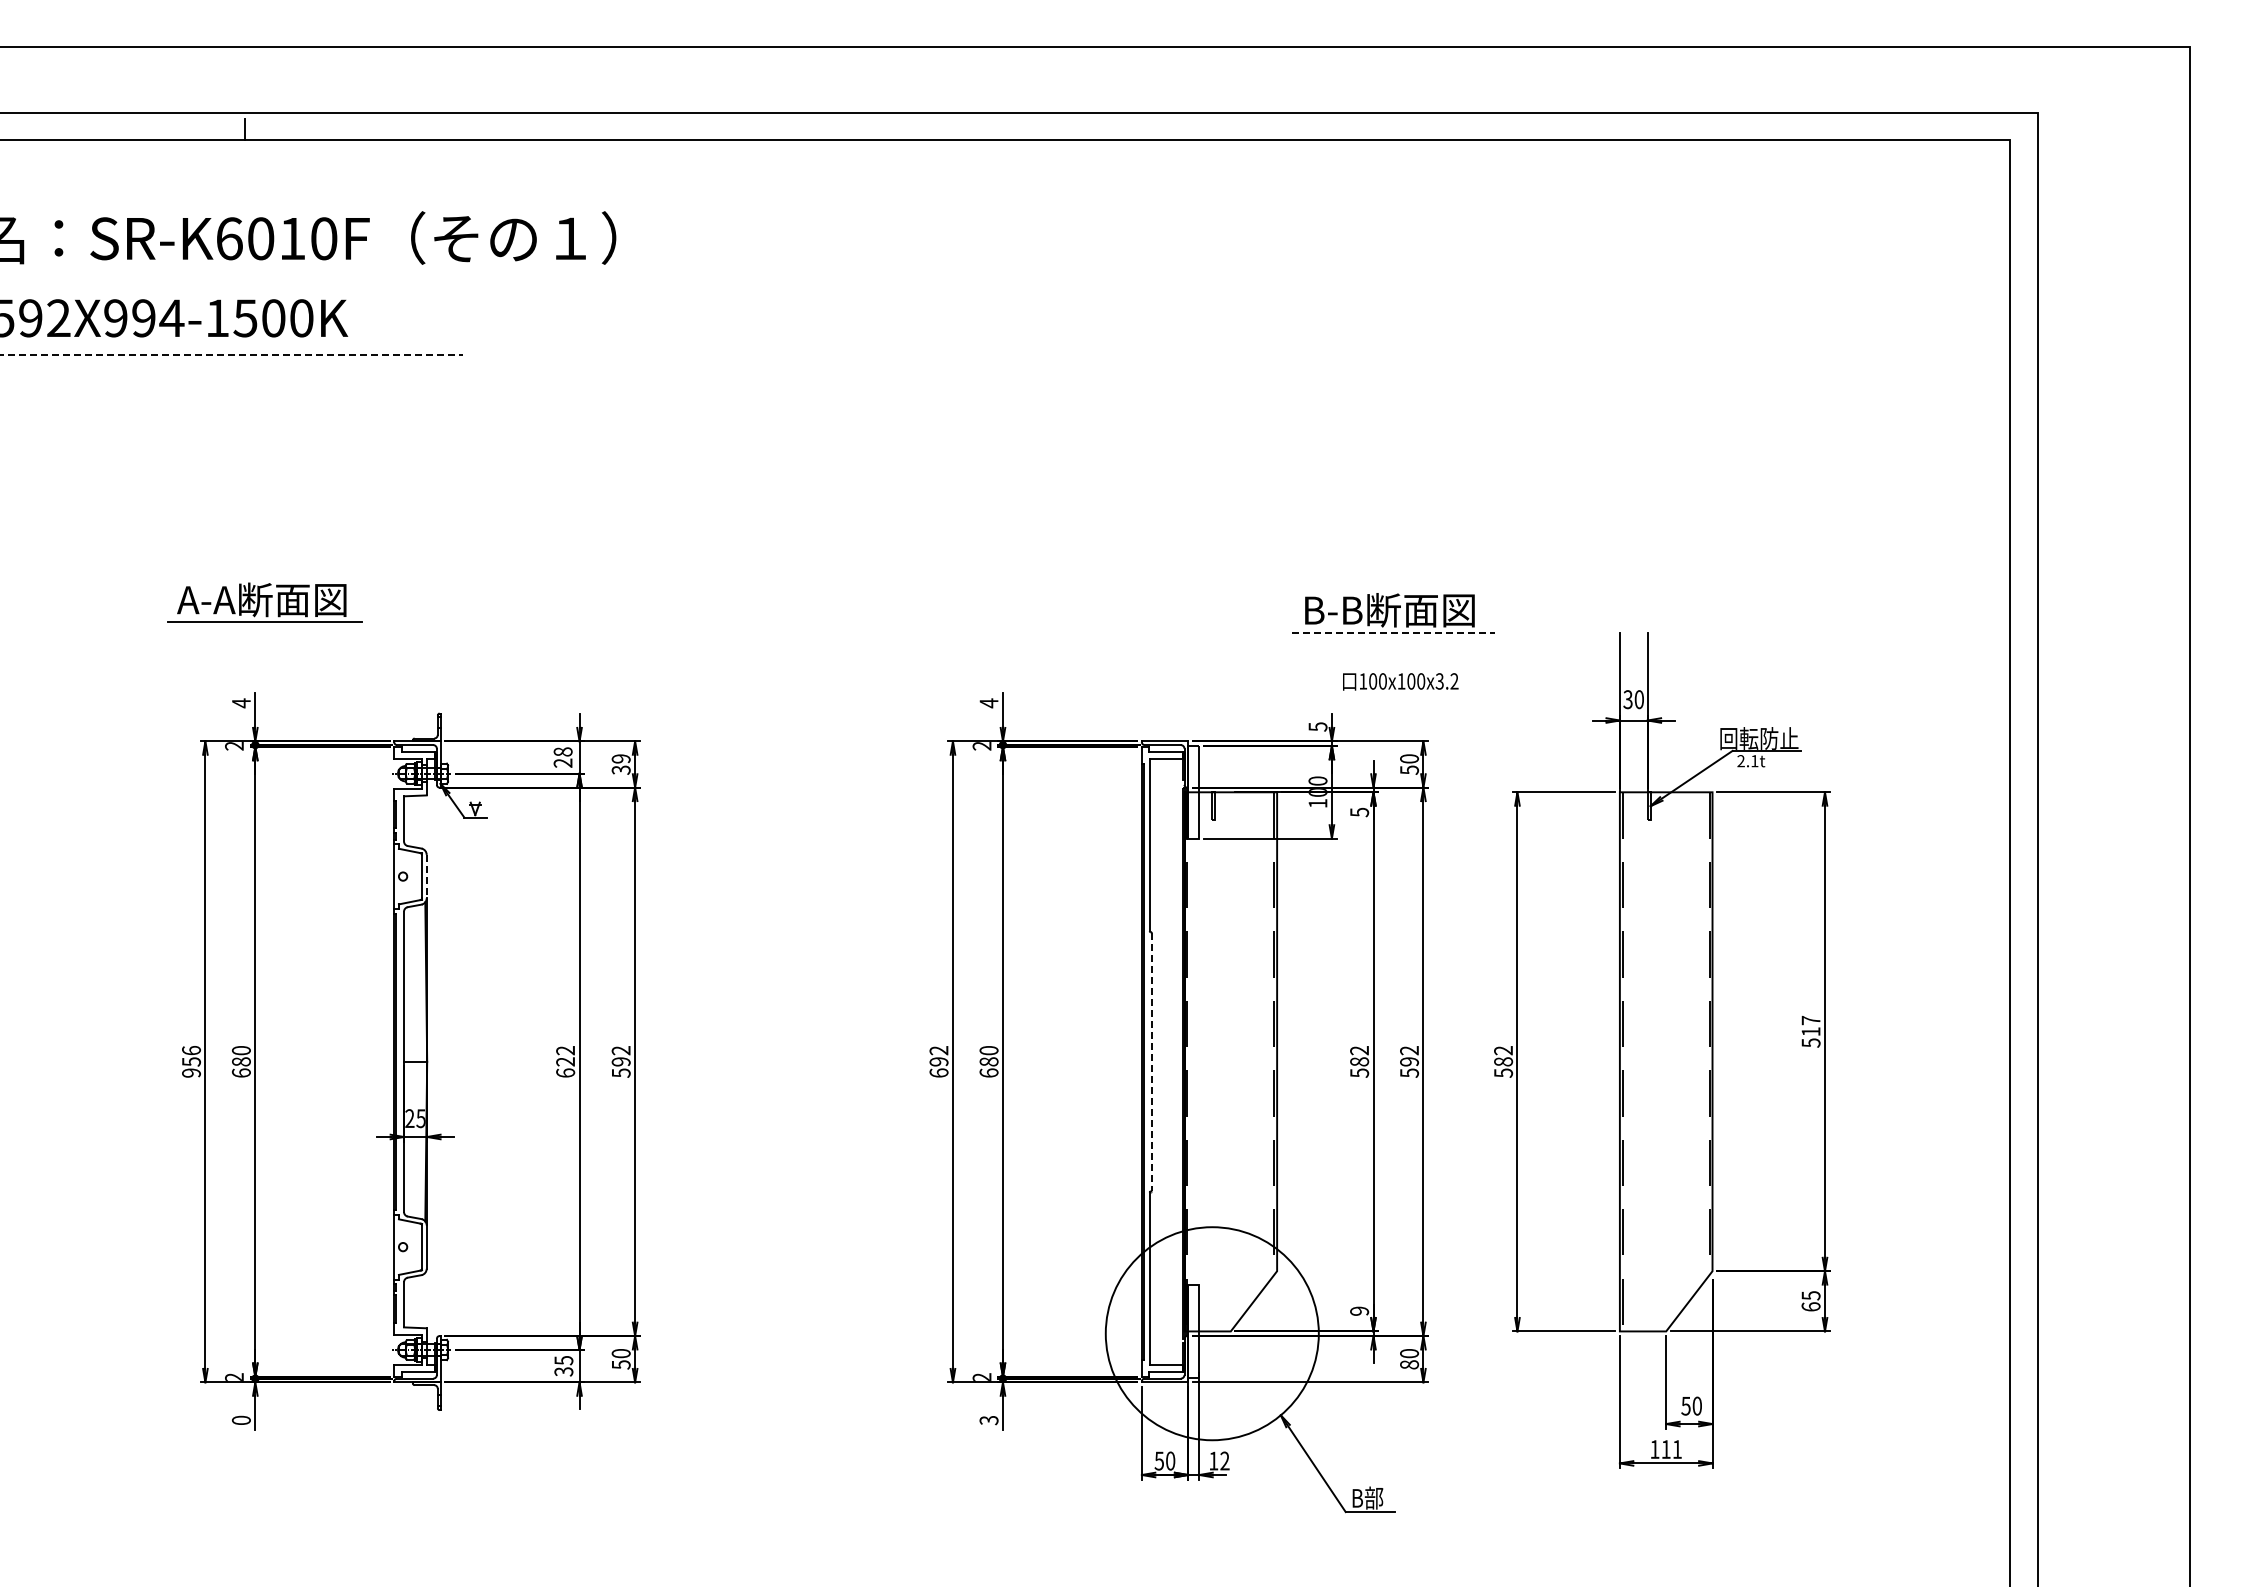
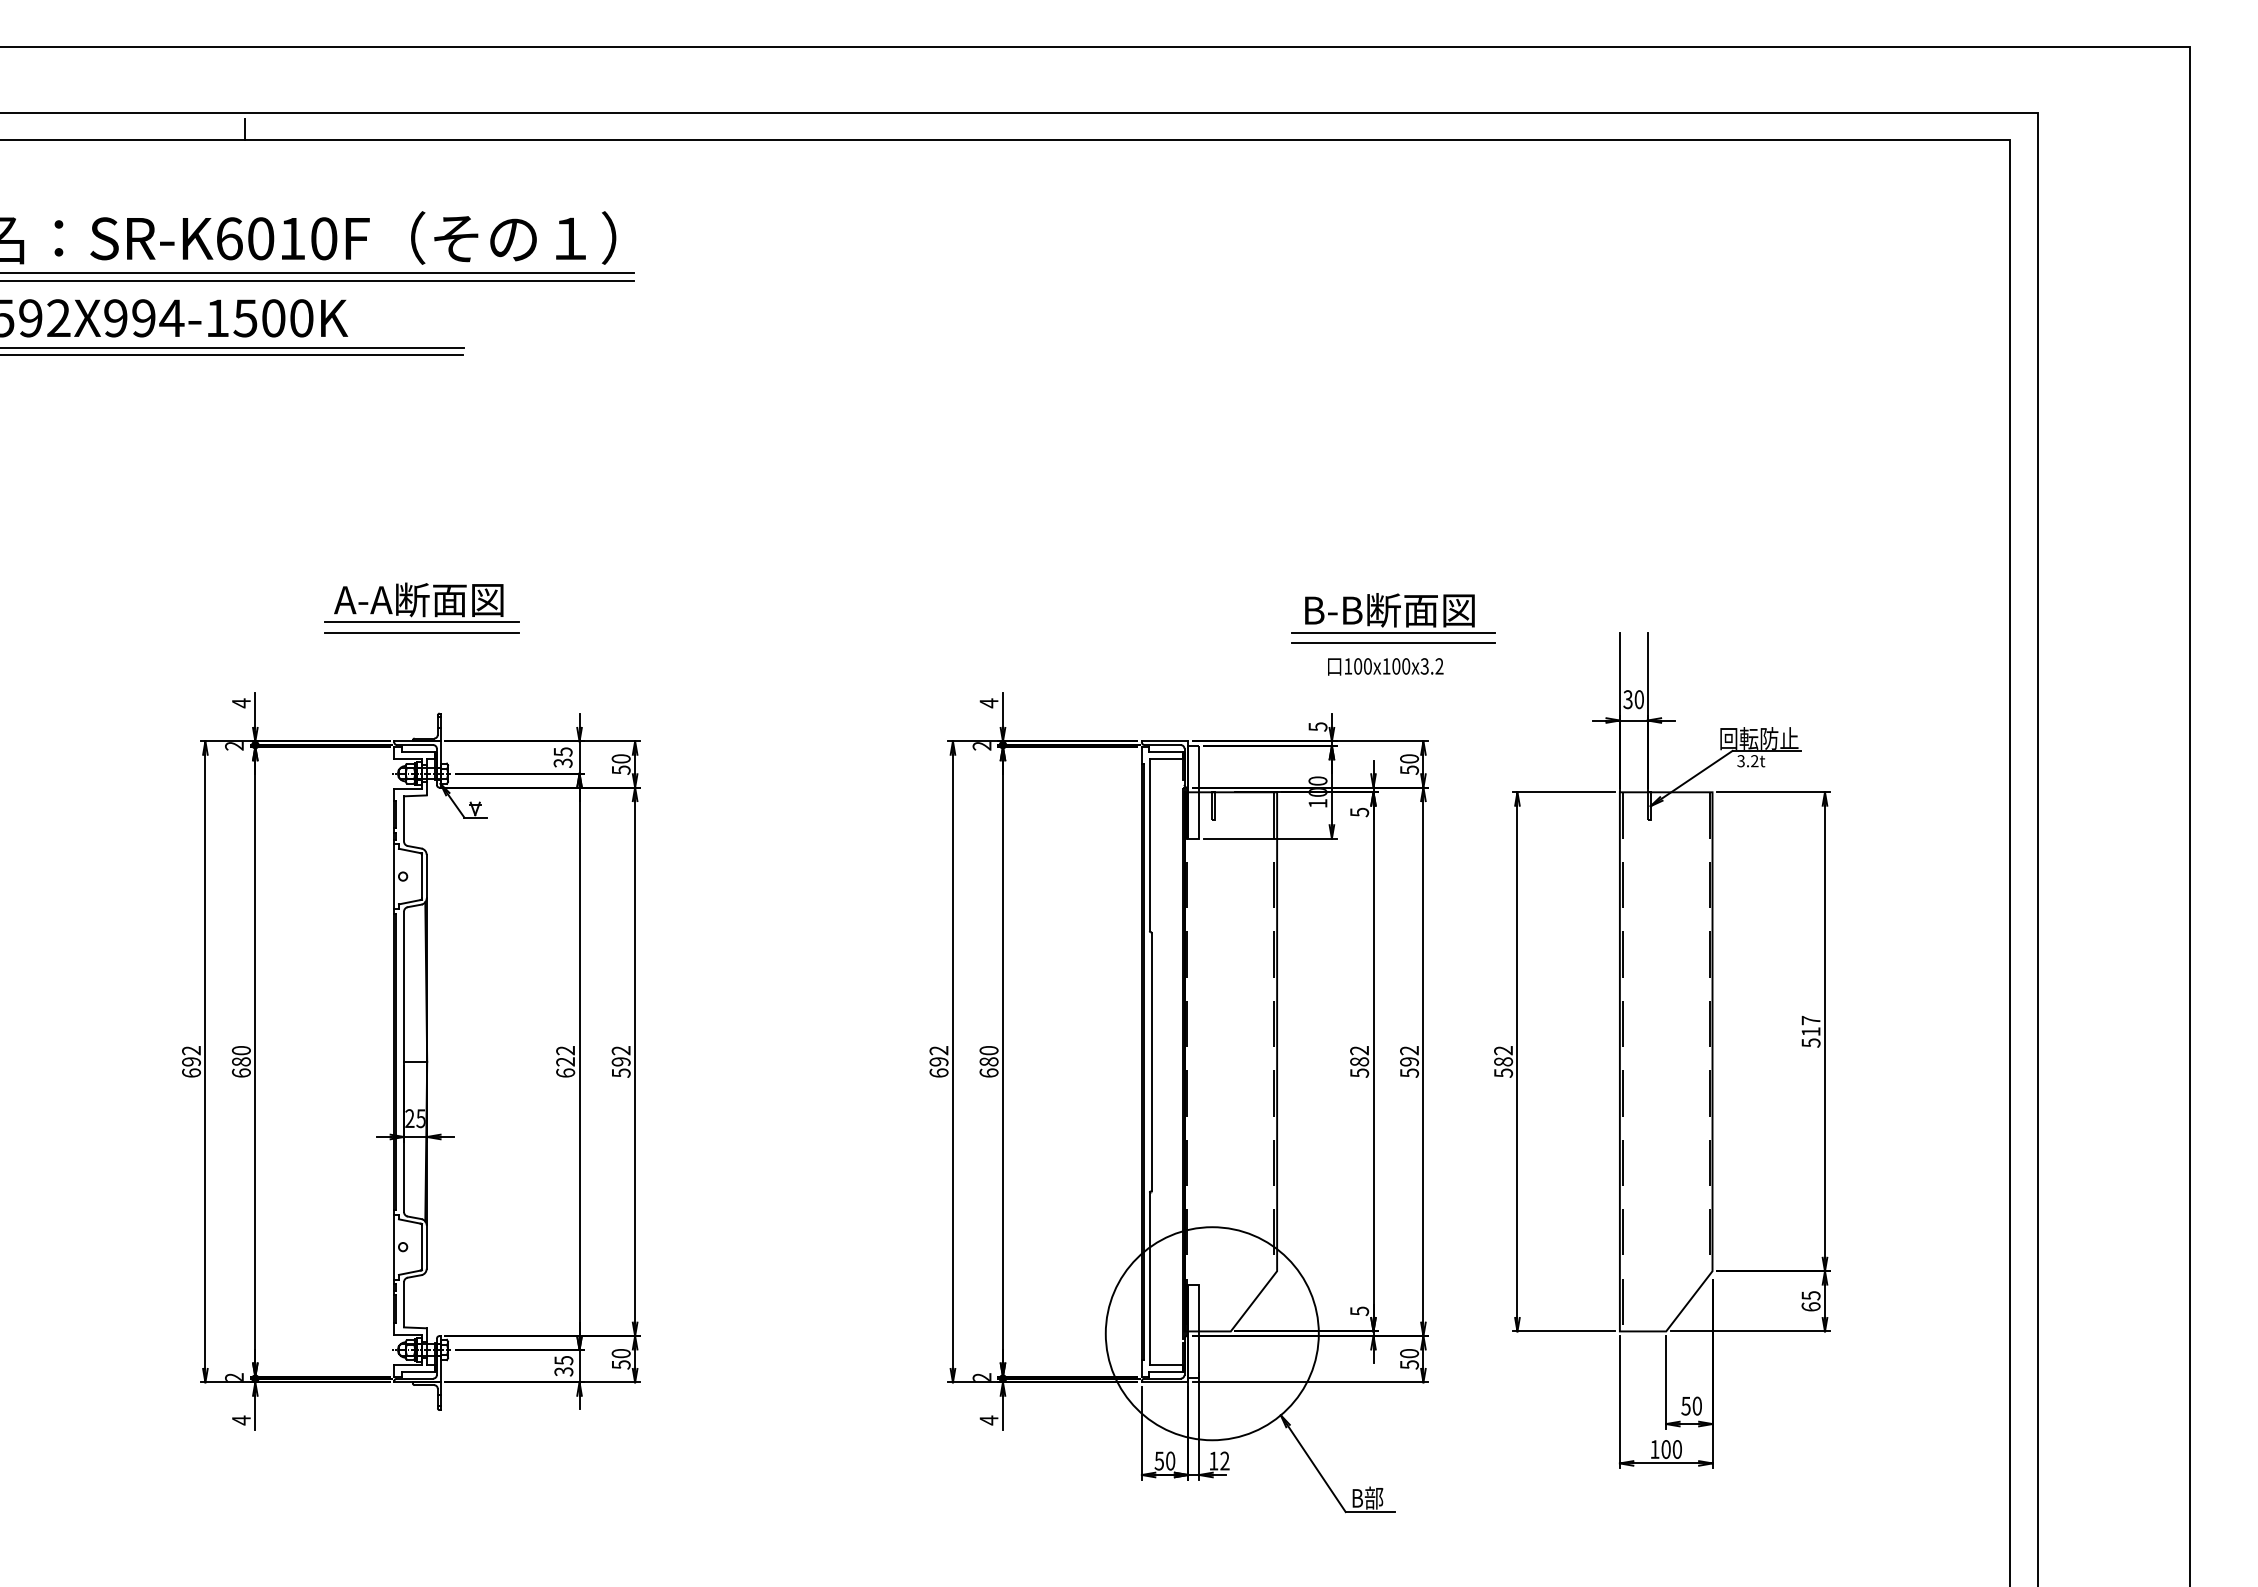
line: none -> present (317, 273)
line: none -> present (317, 280)
line: none -> present (233, 347)
line: dashed -> solid (232, 355)
part position: (264, 602) -> (421, 602) (421, 602)
line: dashed -> solid (1394, 632)
line: none -> present (421, 633)
line: none -> present (1393, 643)
text position: (1400, 681) -> (1385, 666) (1385, 666)
text: 28 -> 35 (562, 757)
text: 2.1t -> 3.2t (1747, 761)
text: 39 -> 50 (620, 764)
line: dashed -> solid (426, 876)
text: 956 -> 692 (191, 1061)
line: dashed -> solid (1151, 1061)
text: 9 -> 5 (1359, 1311)
text: 80 -> 50 (1409, 1364)
text: 0 -> 4 (240, 1420)
text: 3 -> 4 (988, 1420)
text: 111 -> 100 (1671, 1449)
